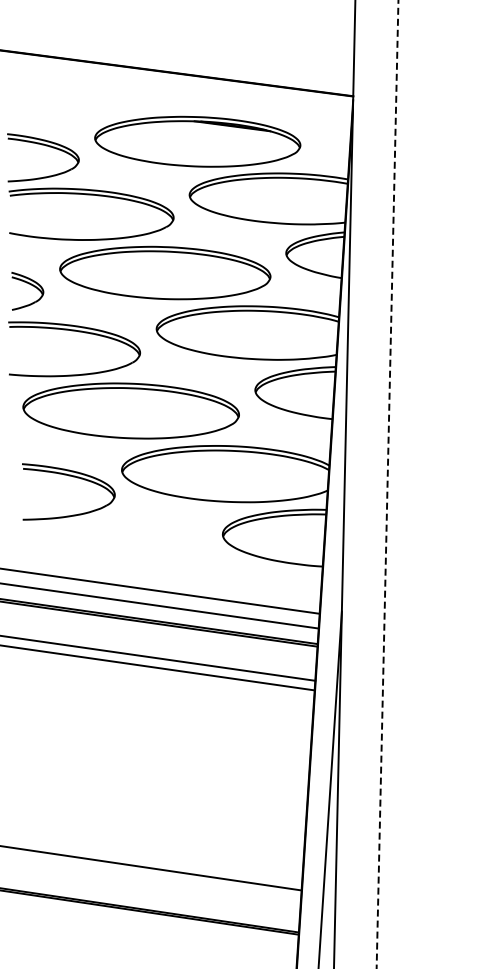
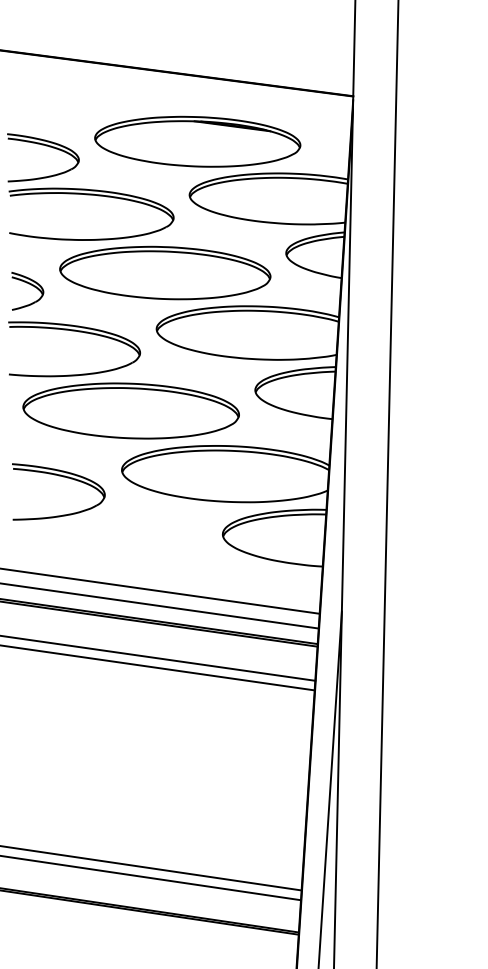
part position: (73, 477) -> (63, 477) (63, 477)
line: dashed -> solid (387, 485)
line: none -> present (151, 878)
